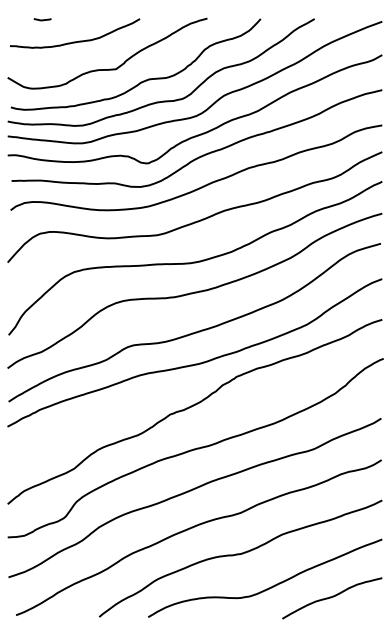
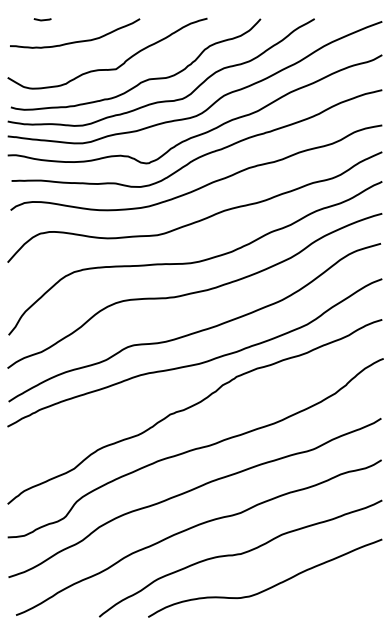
curve: present -> none (332, 597)
